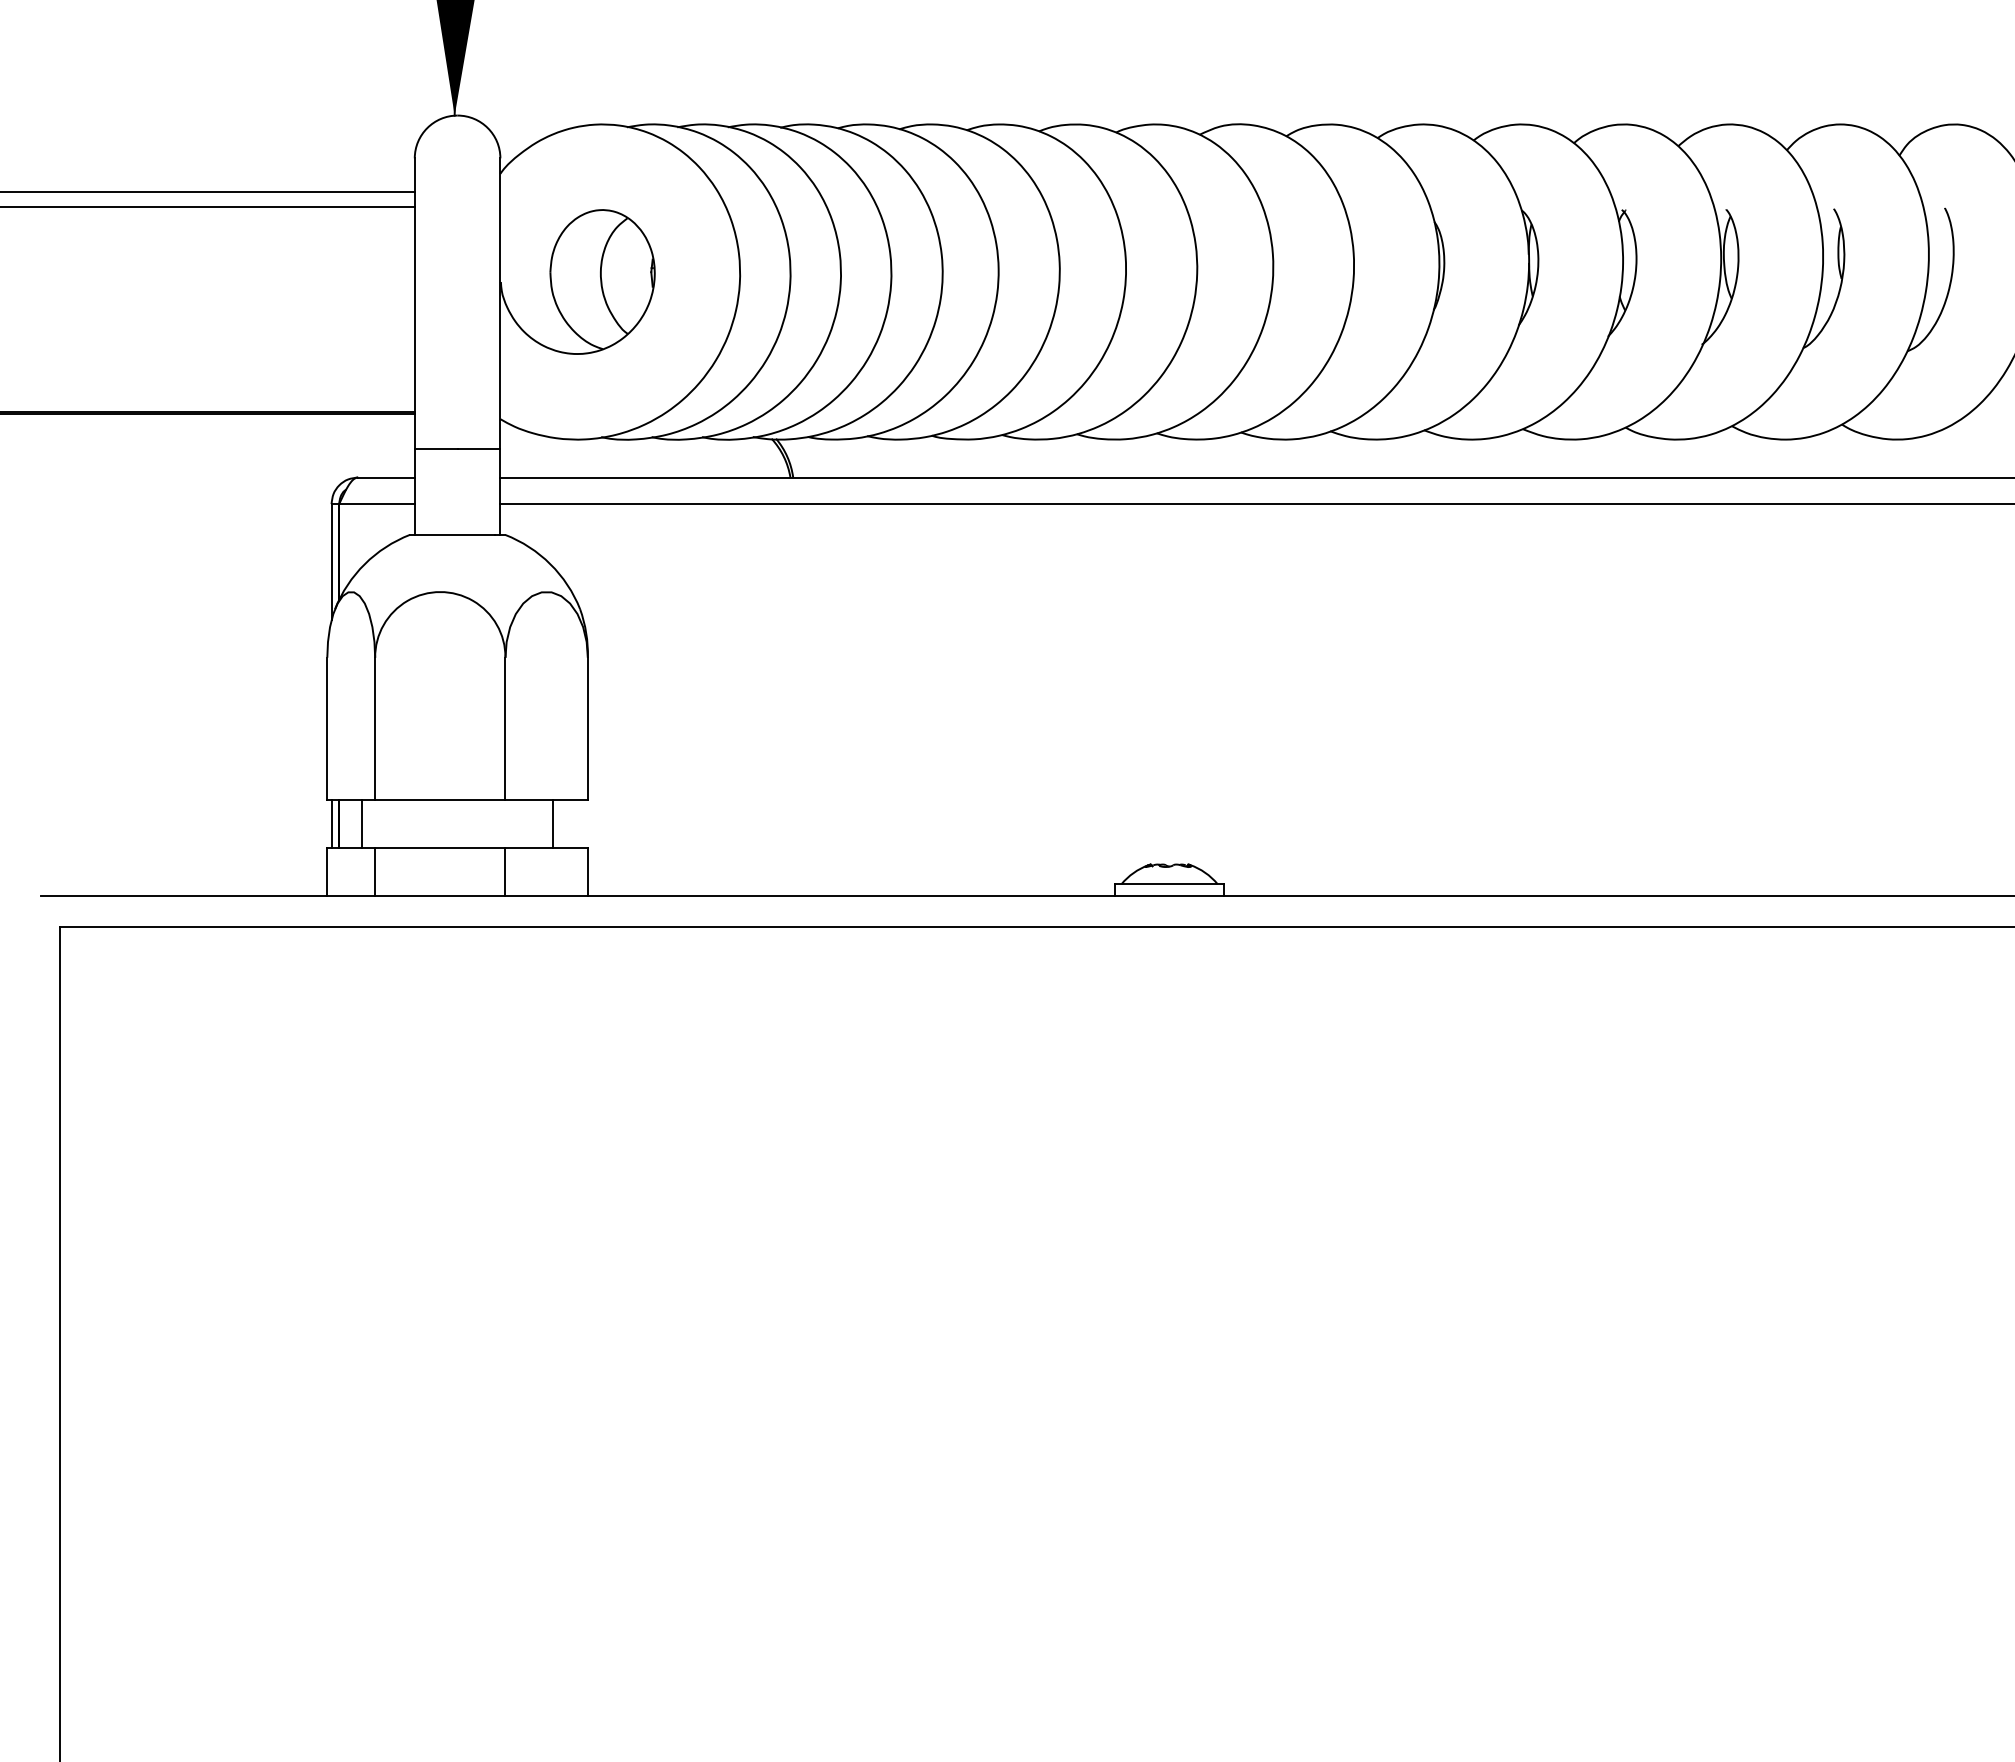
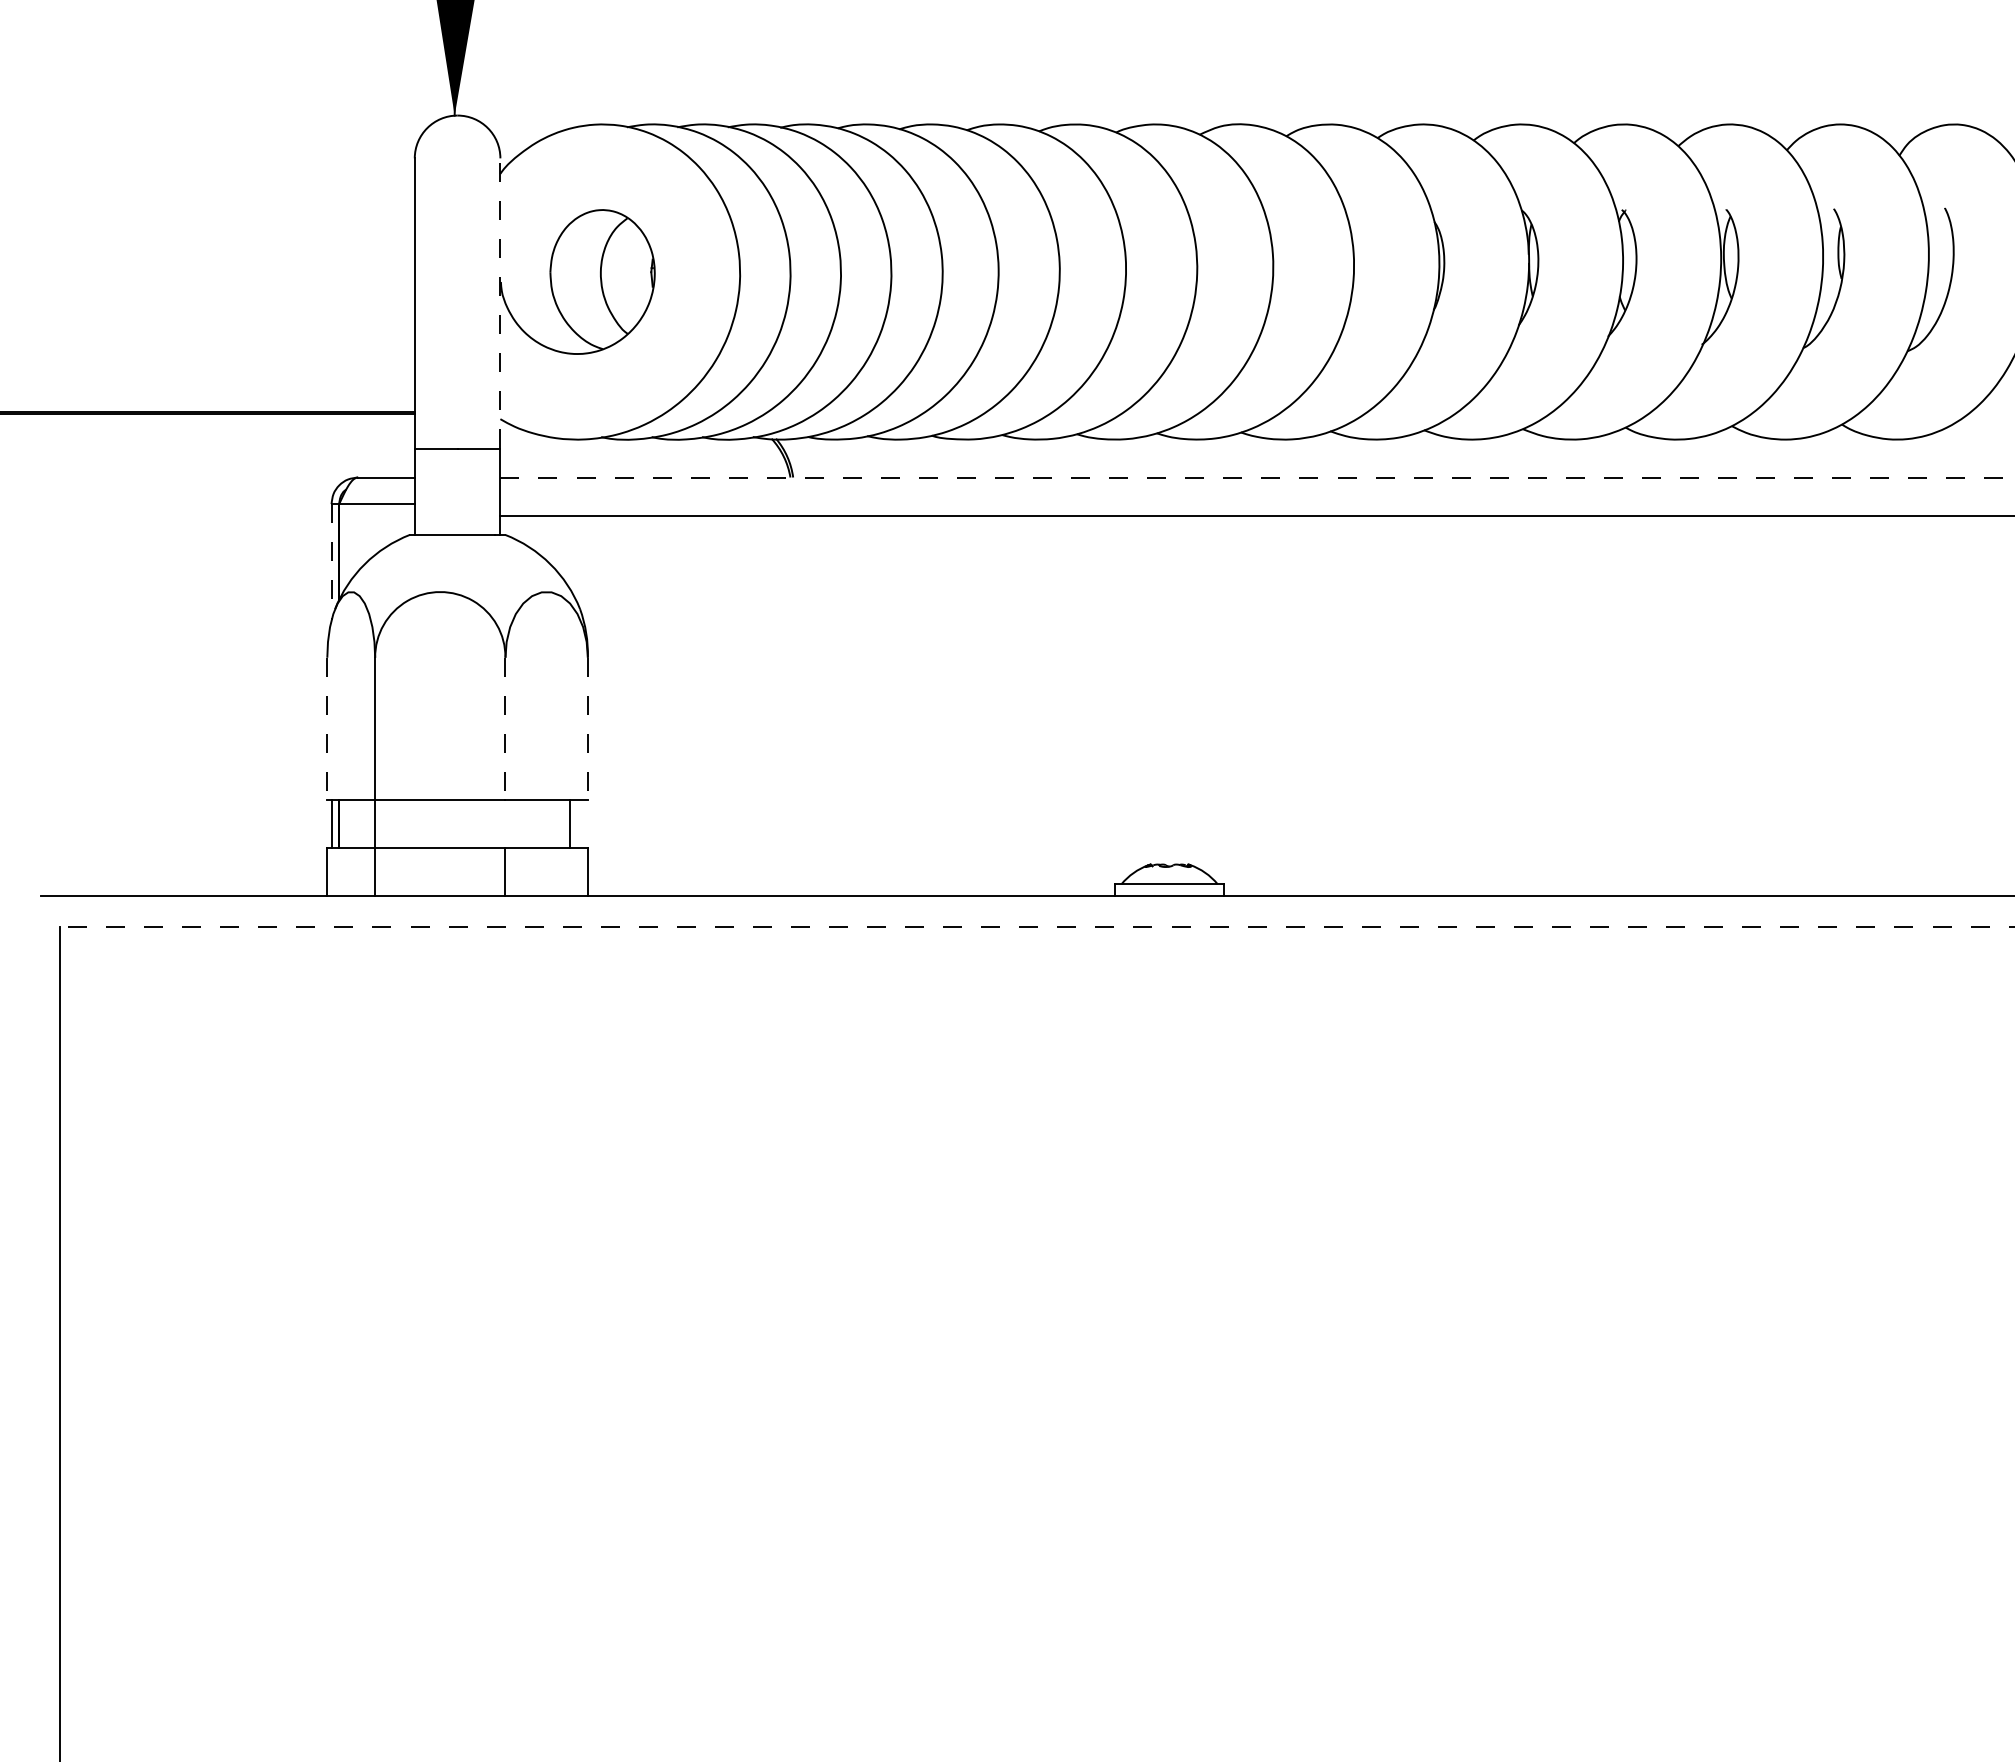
line: present -> none (208, 192)
line: present -> none (208, 206)
line: solid -> dashed (500, 302)
line: solid -> dashed (1257, 477)
line position: (1255, 504) -> (1255, 516) (1255, 516)
line: solid -> dashed (331, 562)
line: solid -> dashed (327, 729)
line: solid -> dashed (505, 729)
line: solid -> dashed (587, 729)
line position: (362, 824) -> (375, 824) (375, 824)
line position: (552, 824) -> (569, 824) (569, 824)
line: solid -> dashed (1036, 926)
